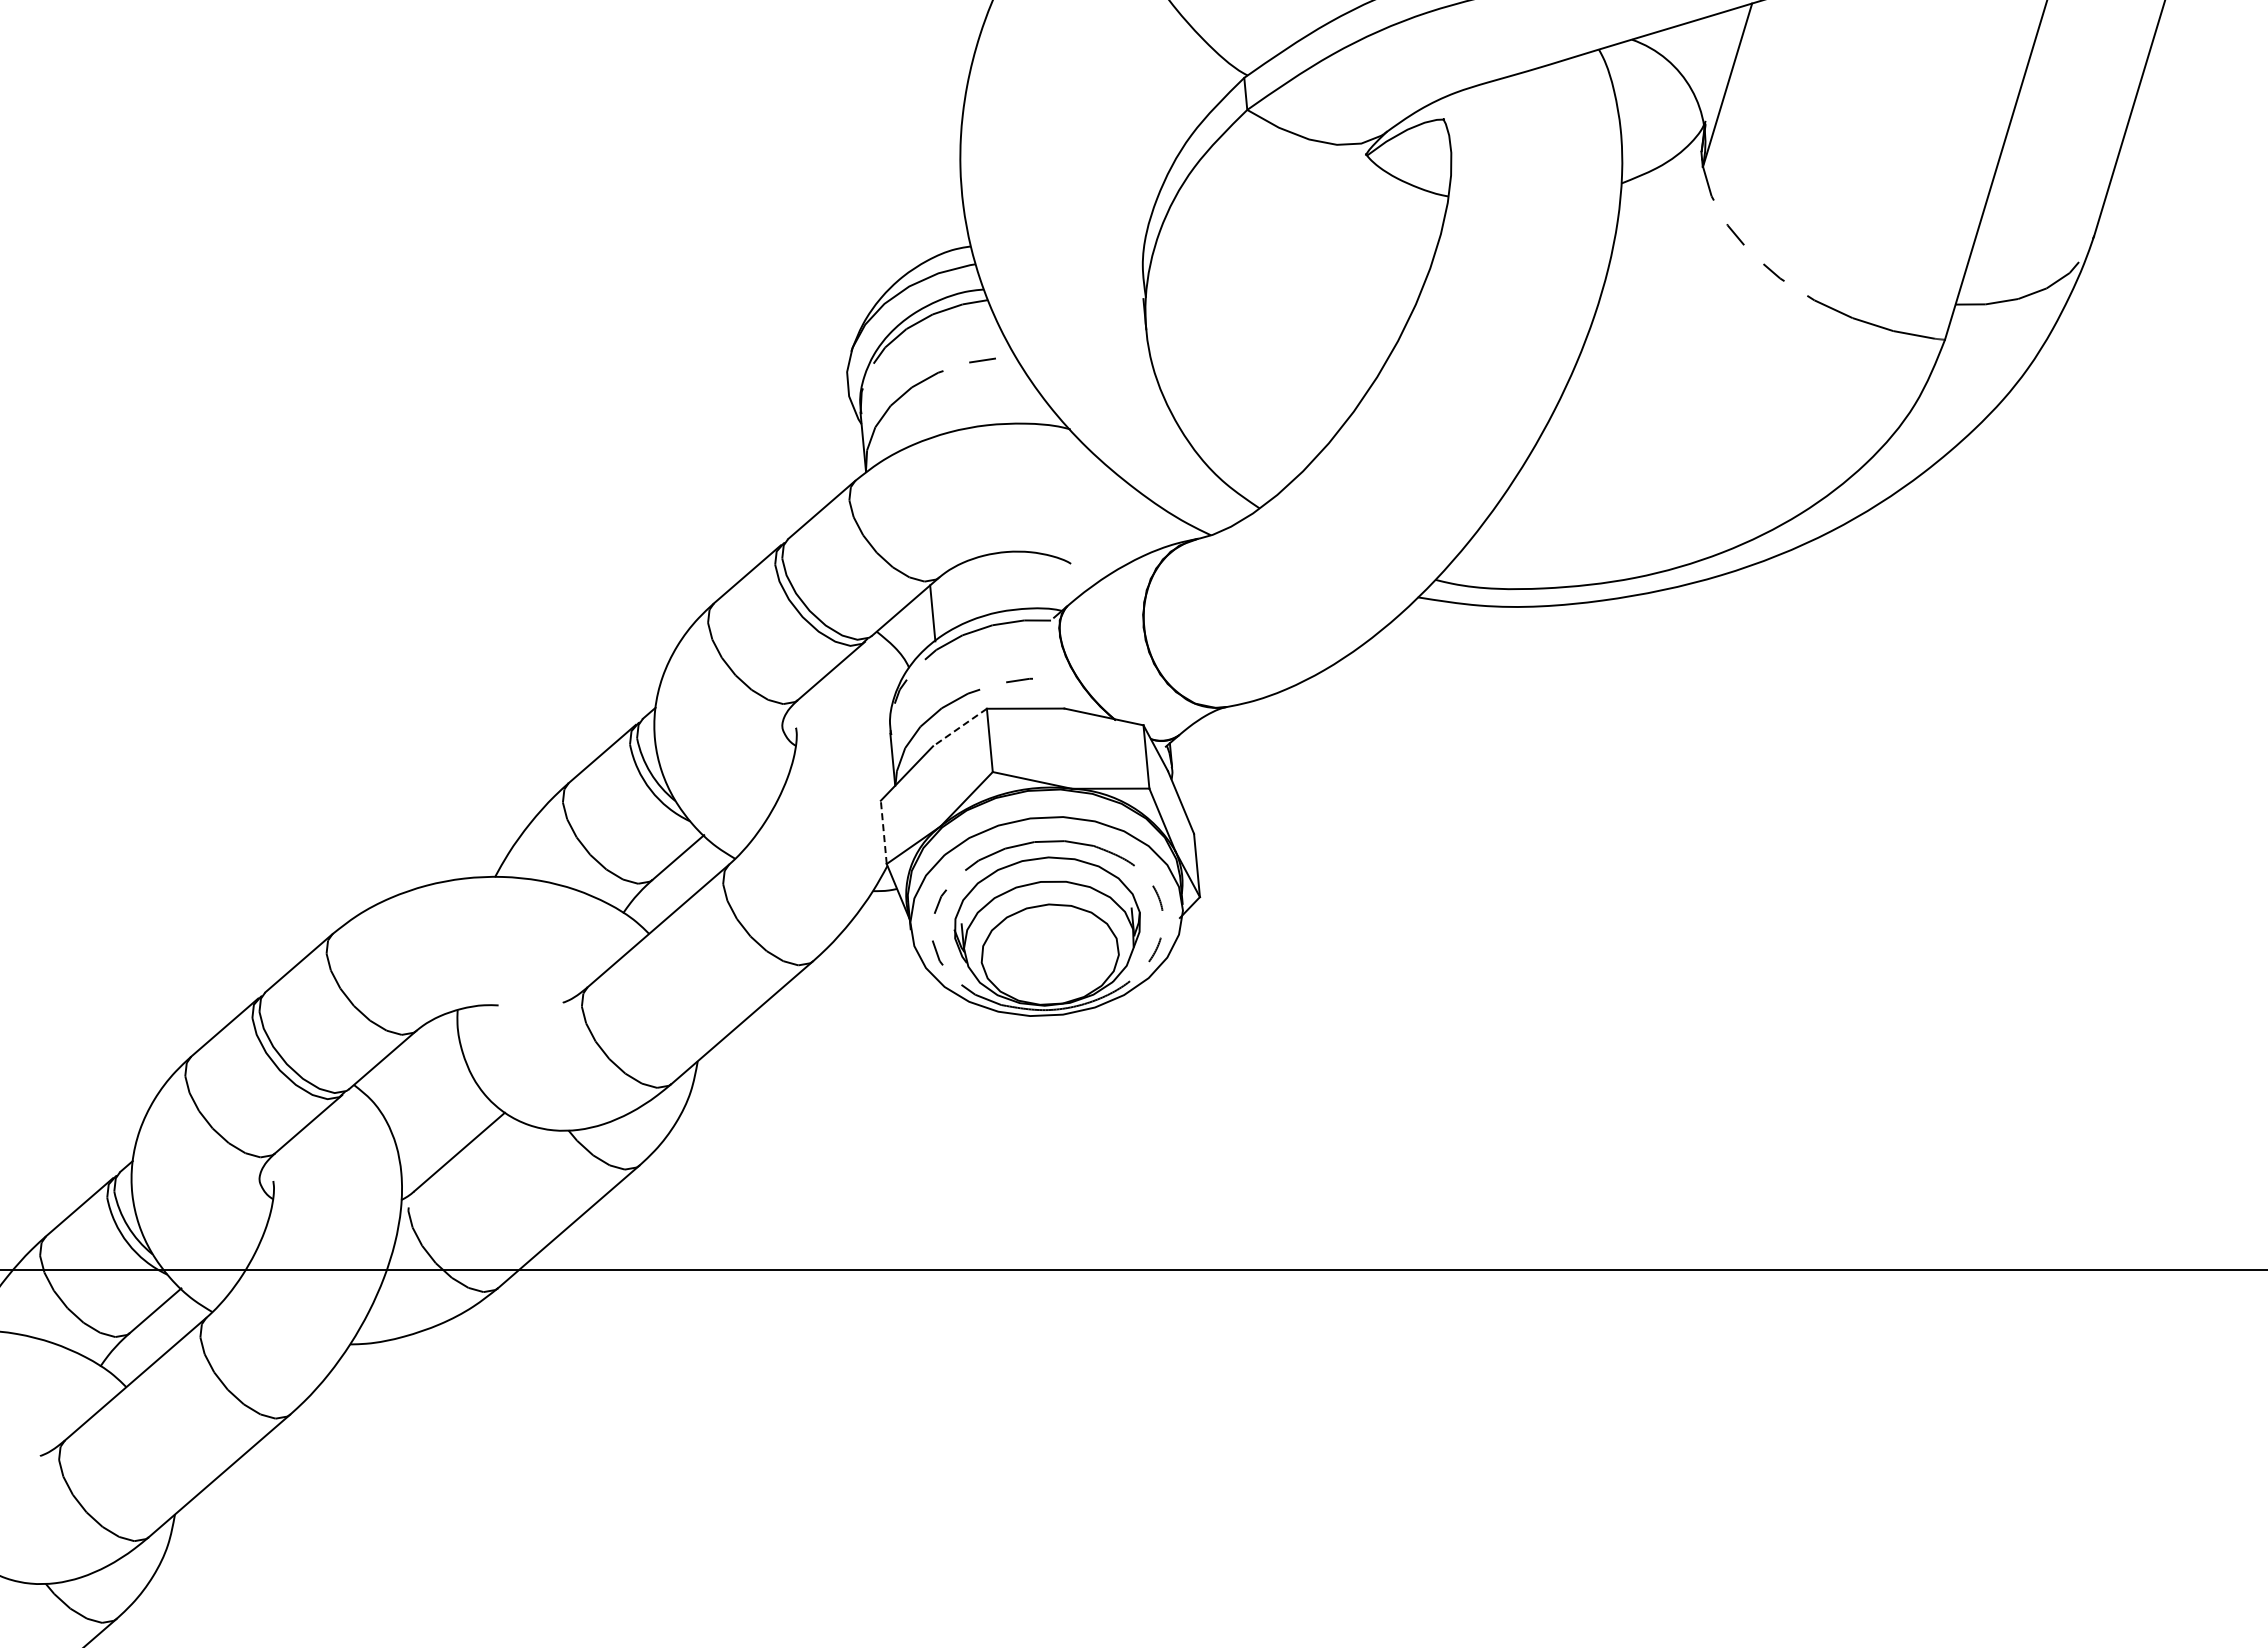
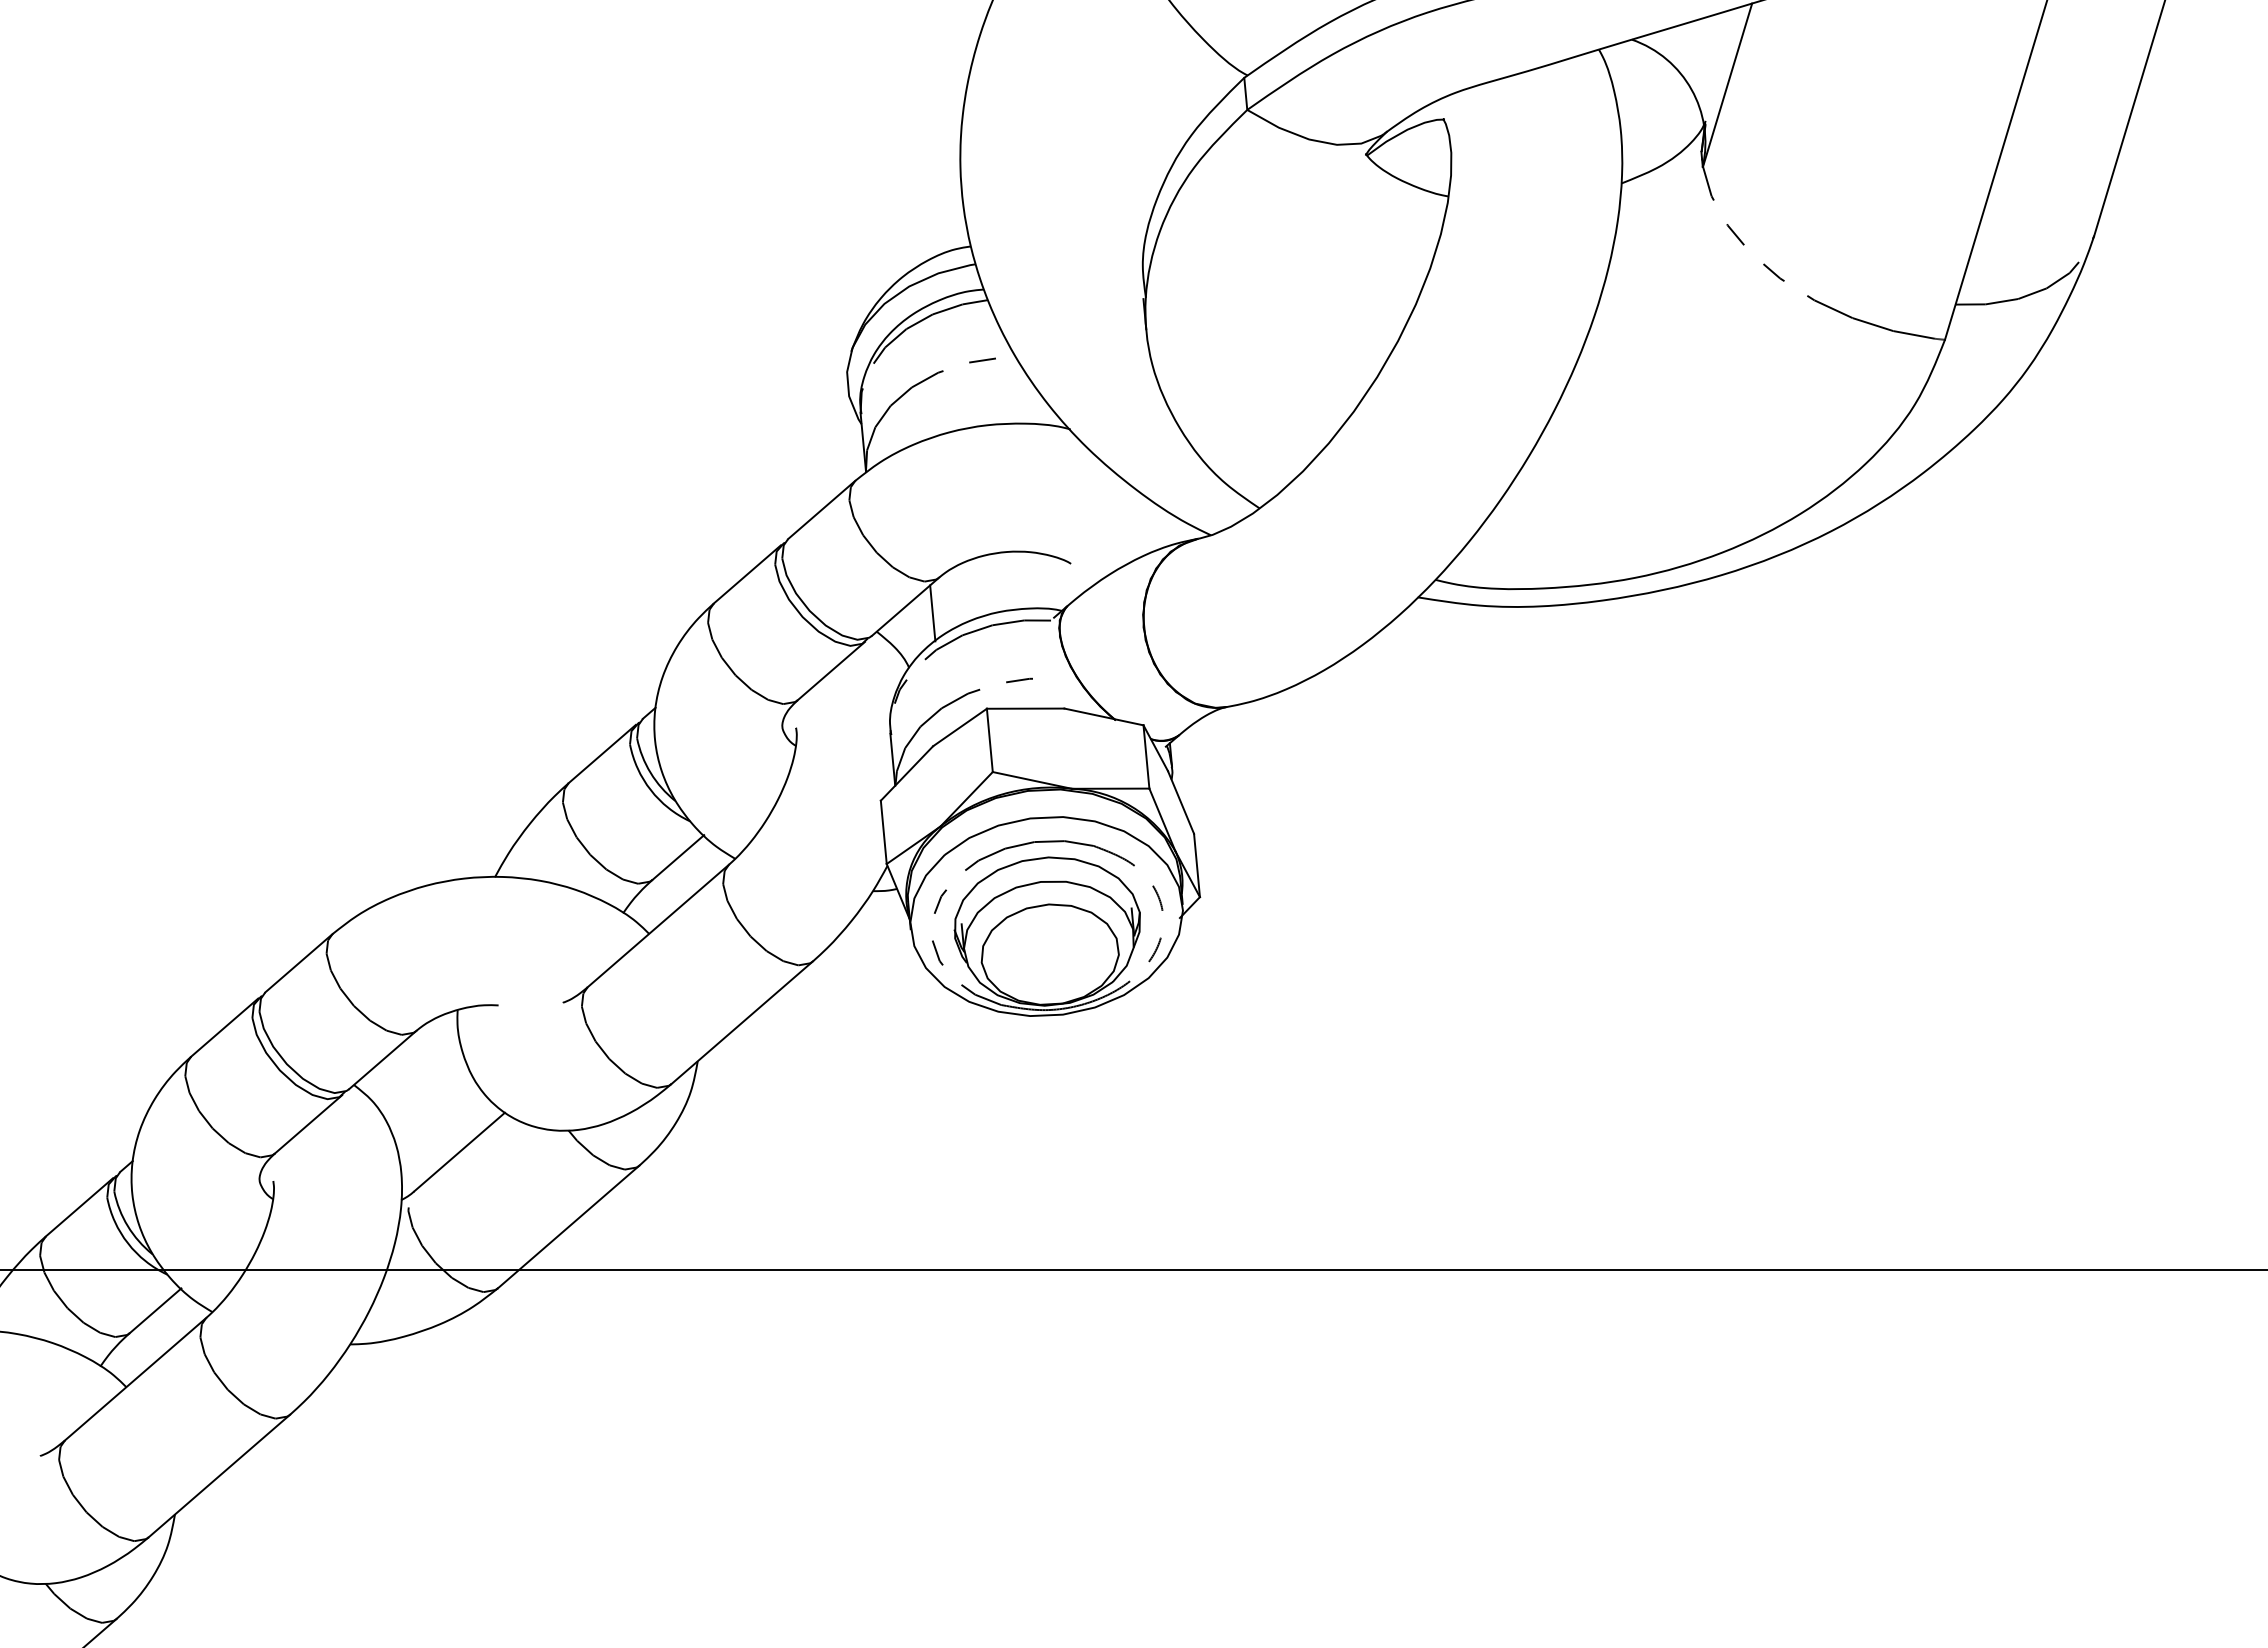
line: dashed -> solid (960, 727)
line: dashed -> solid (883, 832)
